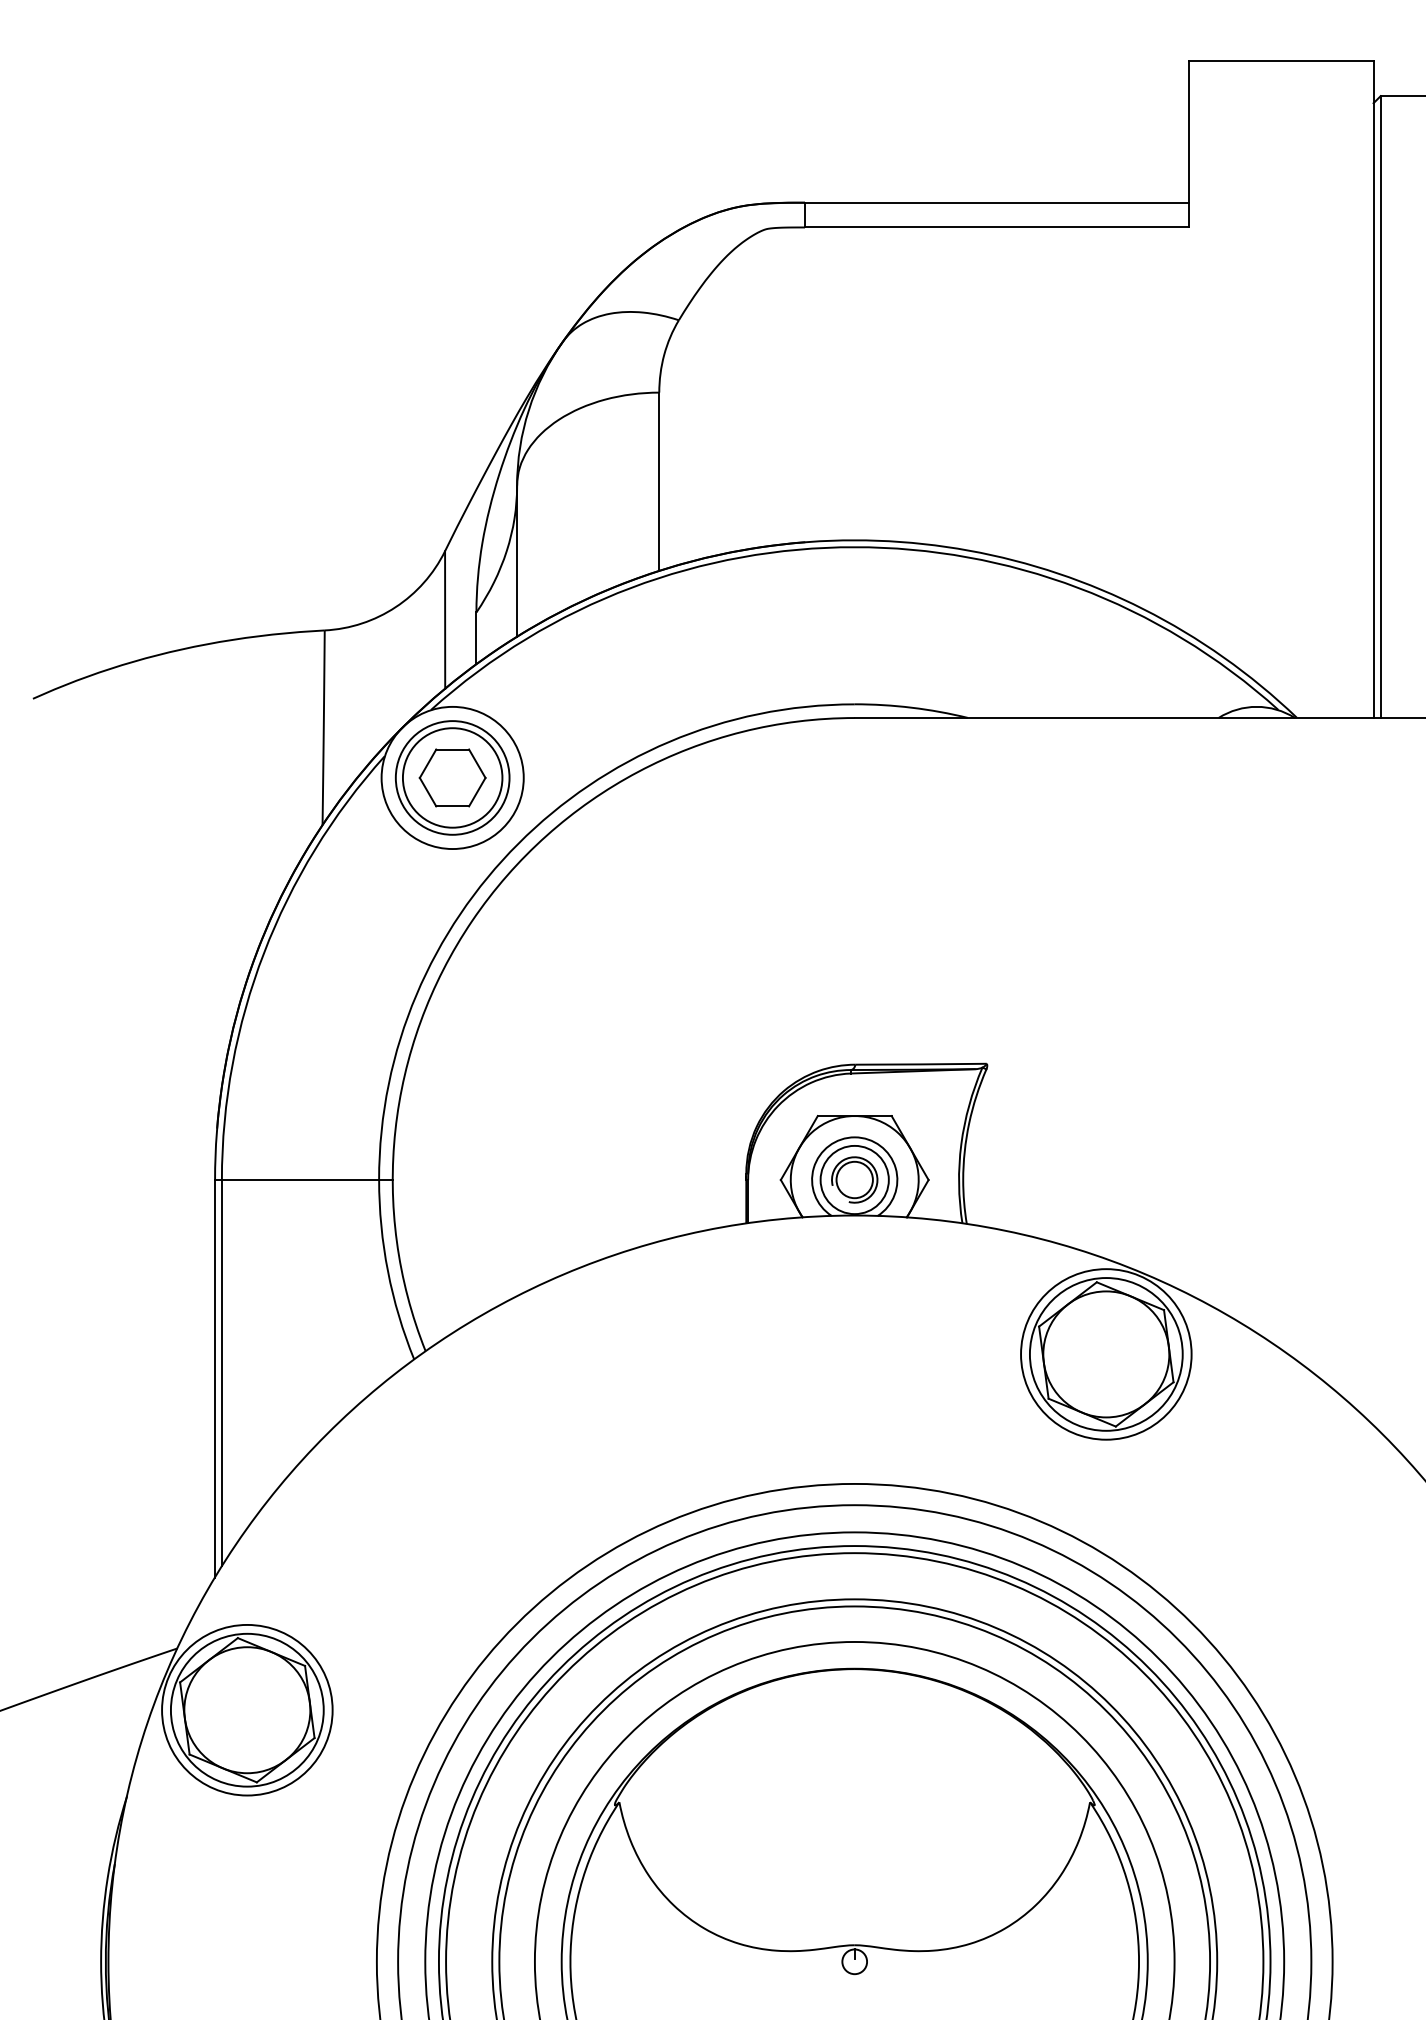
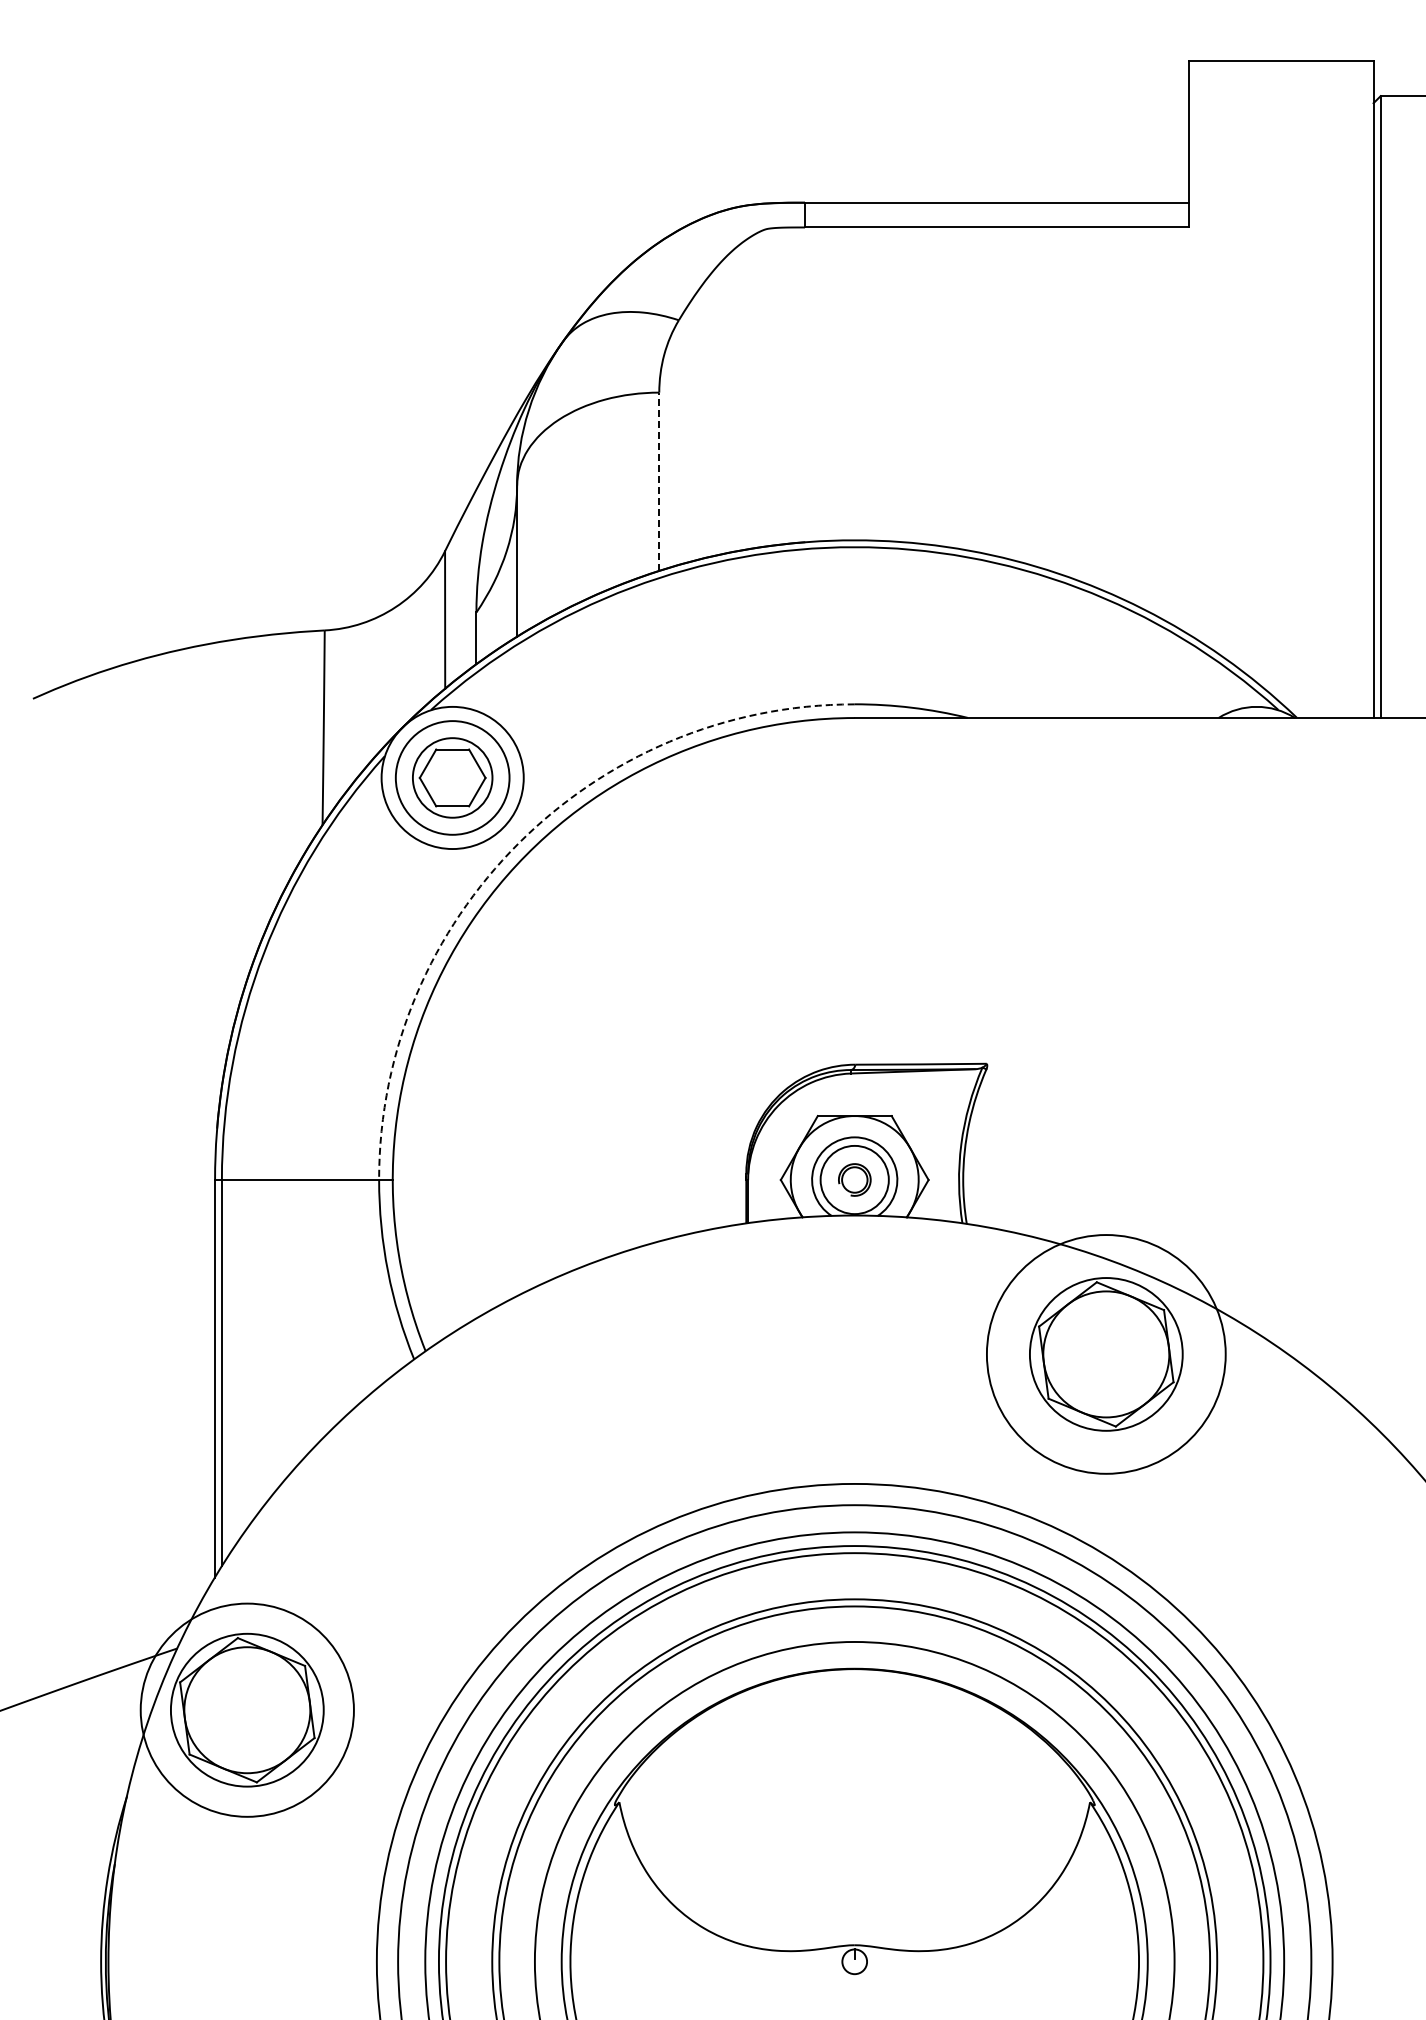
line: solid -> dashed (659, 481)
circle diameter: 100 px -> 80 px (452, 777)
arc: solid -> dashed (518, 843)
part size: 48x48 px -> 34x34 px (854, 1179)
circle diameter: 171 px -> 239 px (1105, 1354)
circle diameter: 171 px -> 213 px (246, 1709)
